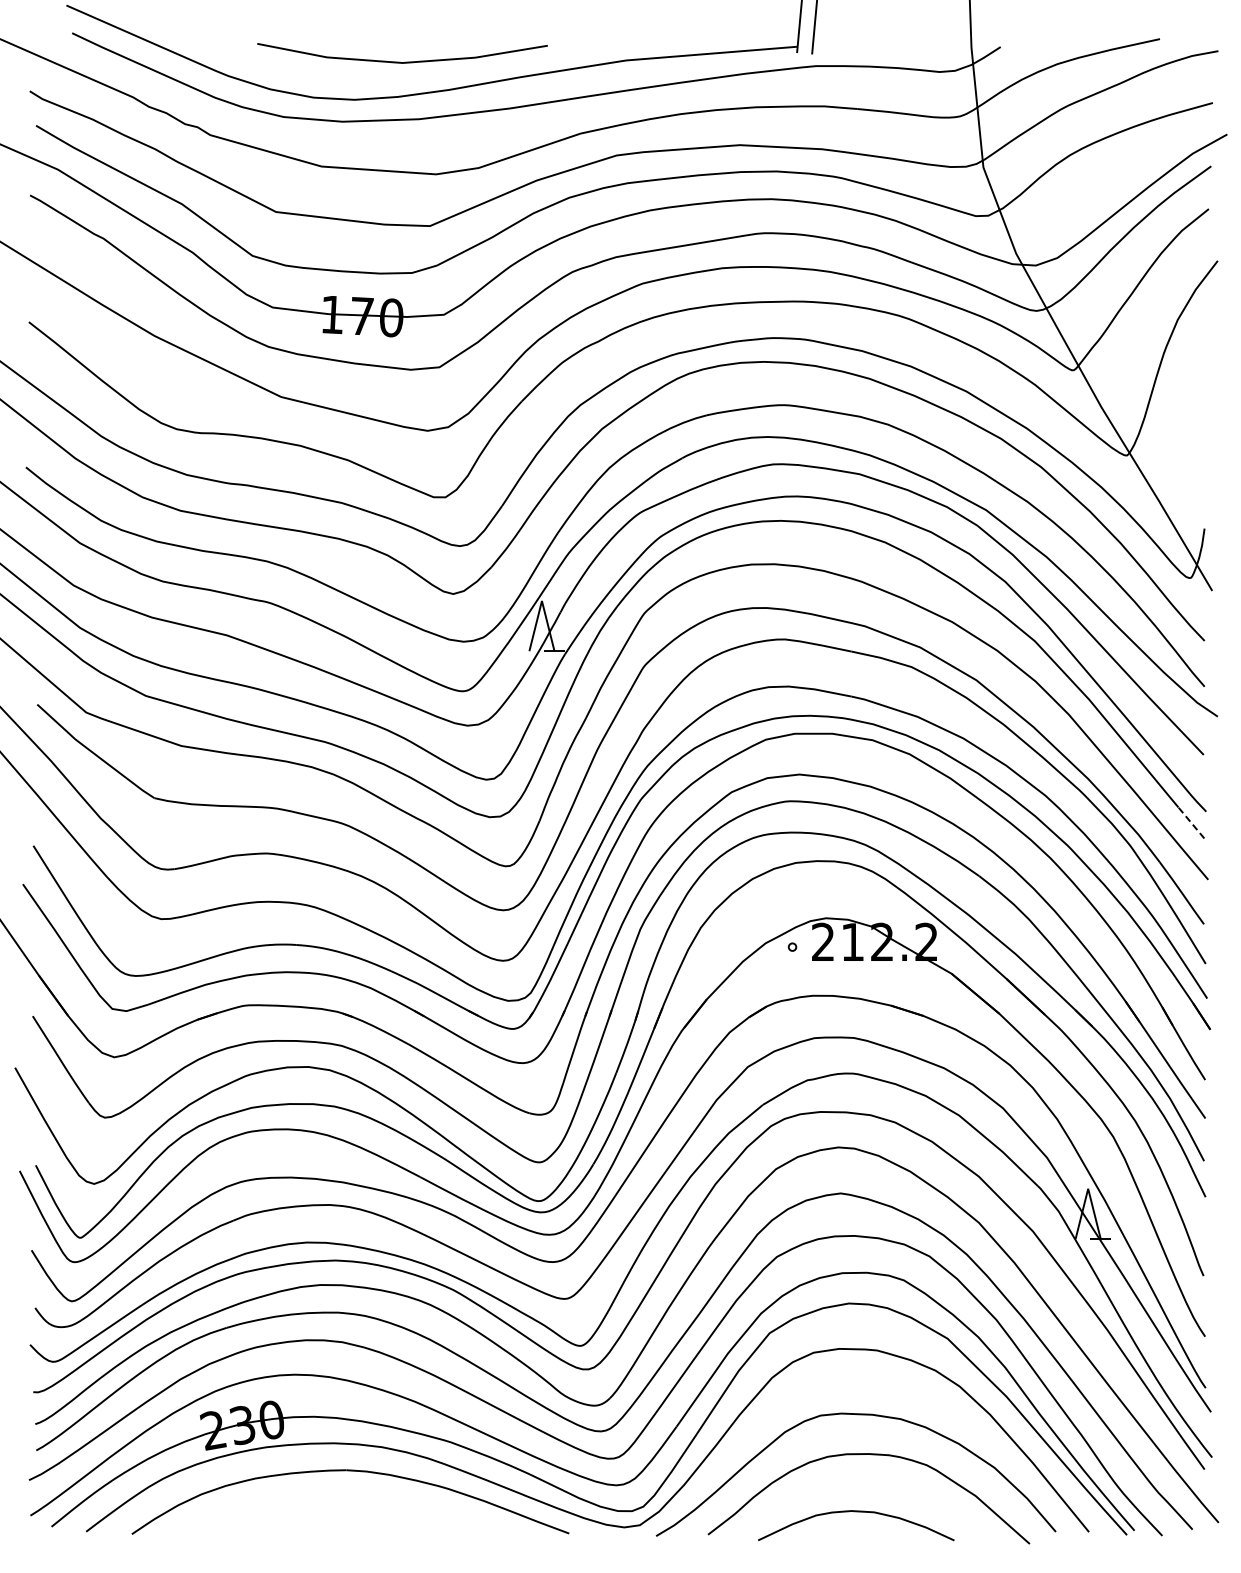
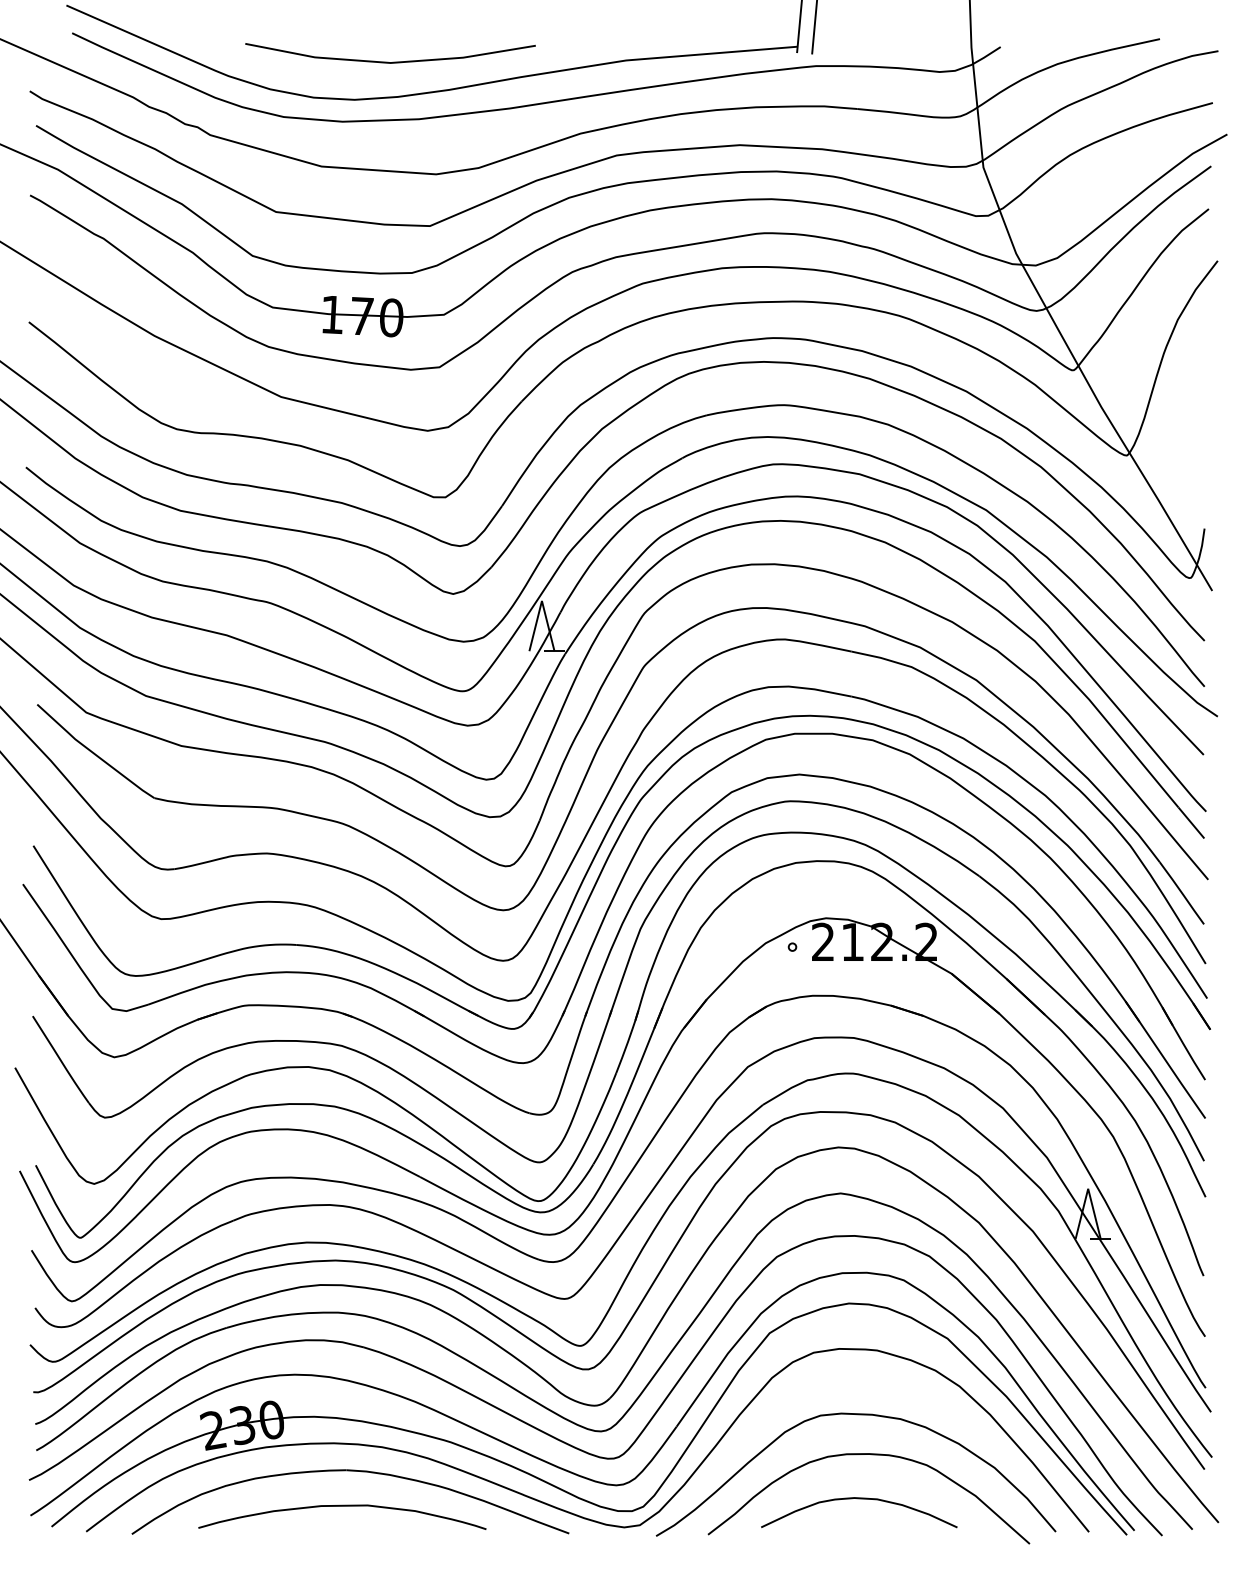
line position: (400, 61) -> (388, 61) (388, 61)
line: dashed -> solid (1191, 822)
curve: none -> present (342, 1506)
curve position: (856, 1512) -> (859, 1499) (859, 1499)
